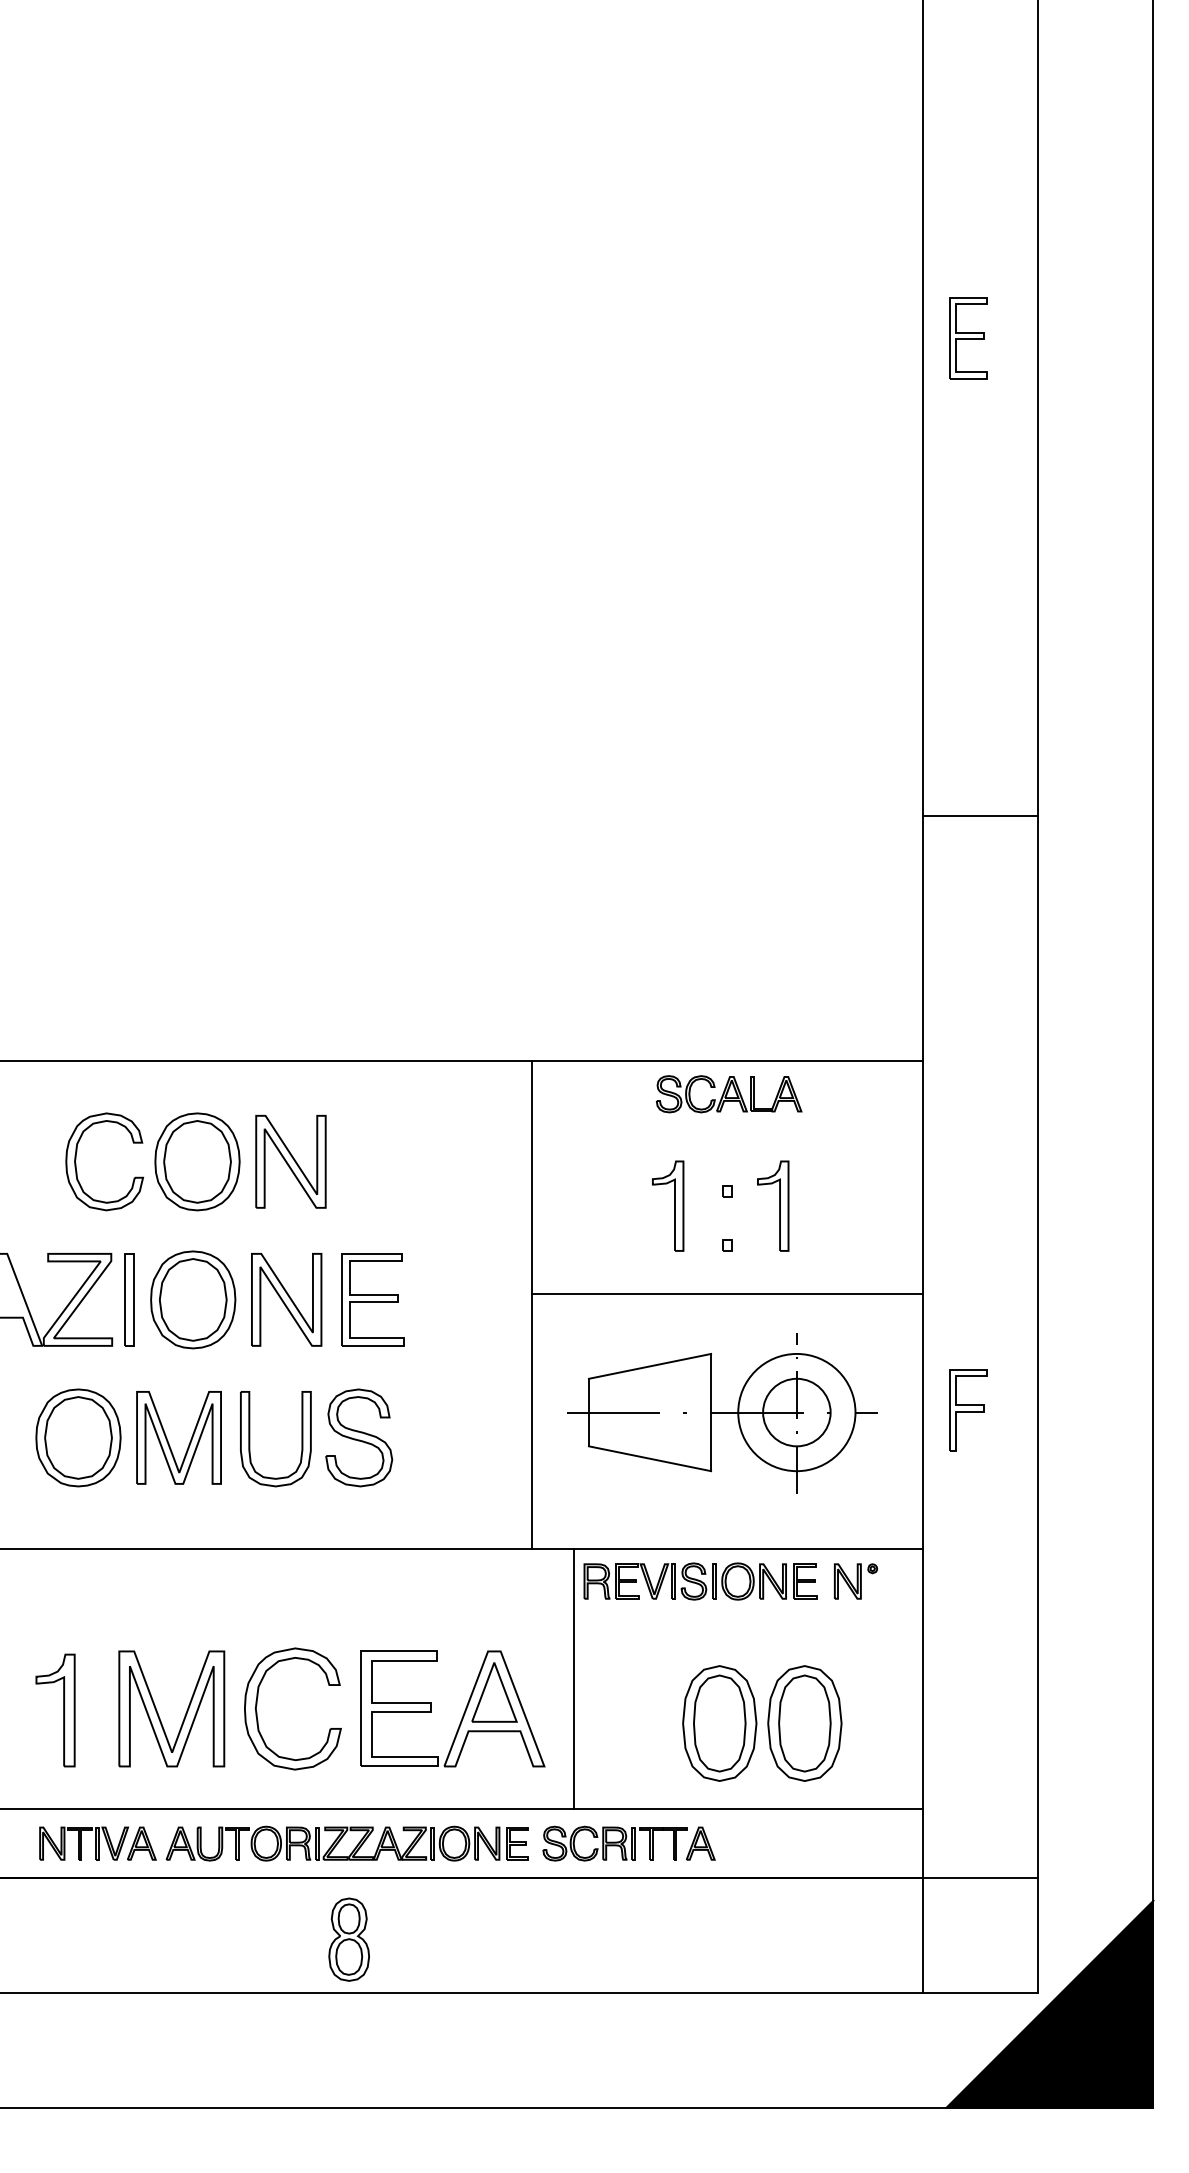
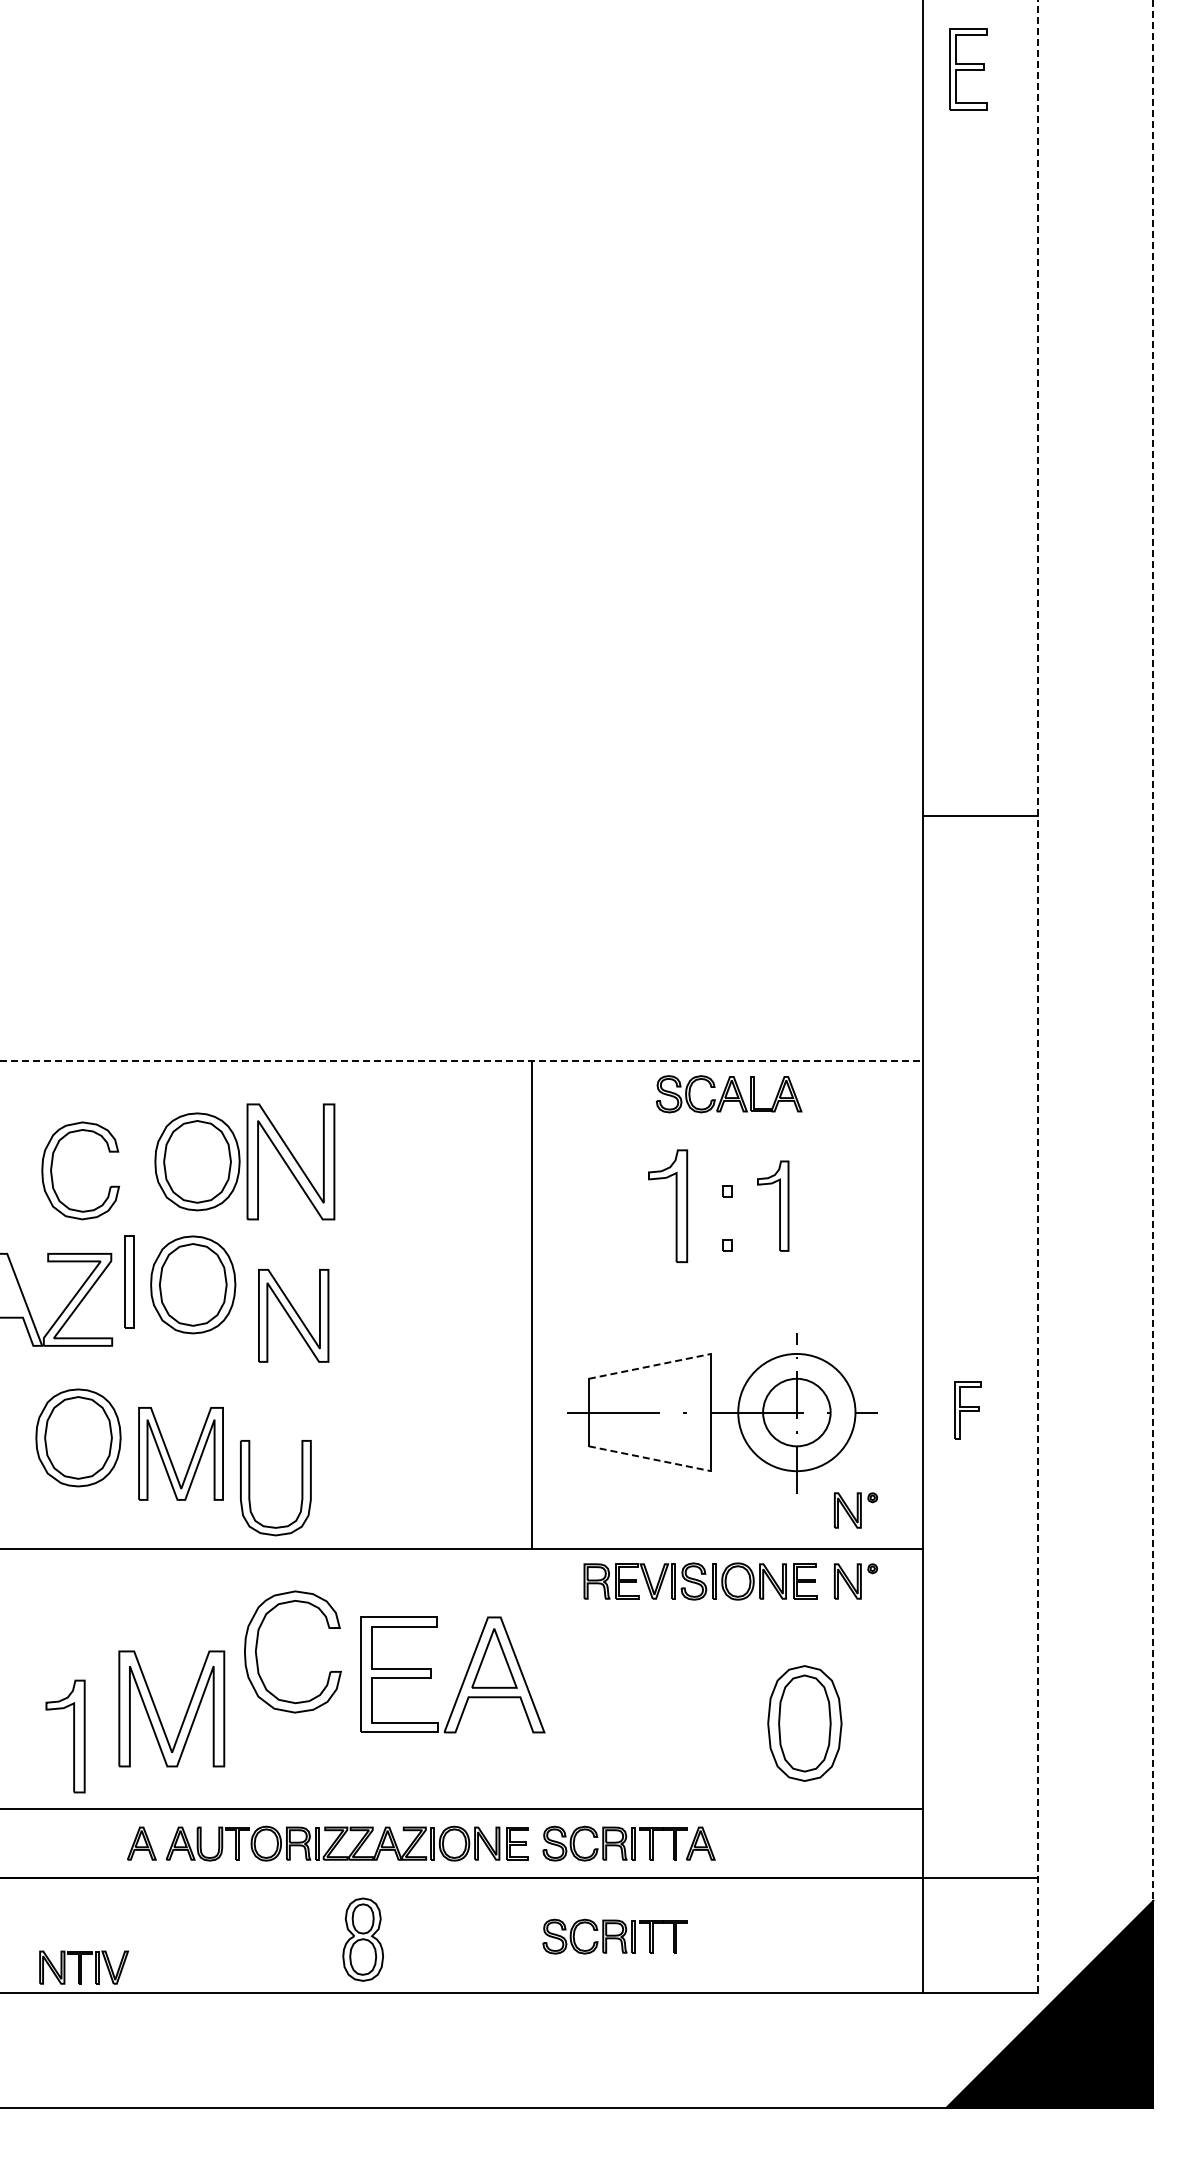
part position: (968, 338) -> (968, 69) (968, 69)
line: solid -> dashed (1038, 996)
line: solid -> dashed (1153, 1054)
line: solid -> dashed (462, 1061)
part position: (76, 1159) -> (52, 1168) (52, 1168)
part size: 72x95 px -> 90x118 px (290, 1161)
part size: 33x92 px -> 41x114 px (668, 1205)
line: present -> none (727, 1293)
part position: (129, 1299) -> (129, 1281) (129, 1281)
part position: (193, 1299) -> (193, 1284) (193, 1284)
part position: (286, 1299) -> (293, 1315) (293, 1315)
part: present -> none (372, 1299)
line: solid -> dashed (650, 1366)
part size: 39x83 px -> 28x59 px (967, 1410)
part: present -> none (359, 1437)
part position: (250, 1439) -> (250, 1488) (250, 1488)
part position: (168, 1440) -> (170, 1456) (170, 1456)
line: solid -> dashed (650, 1458)
part: none -> present (856, 1510)
line: present -> none (573, 1678)
part position: (257, 1705) -> (257, 1648) (257, 1648)
part position: (63, 1710) -> (73, 1736) (73, 1736)
part position: (463, 1712) -> (463, 1678) (463, 1678)
part: present -> none (719, 1723)
part position: (83, 1843) -> (83, 1967) (83, 1967)
part: none -> present (614, 1936)
part position: (348, 1939) -> (362, 1939) (362, 1939)
